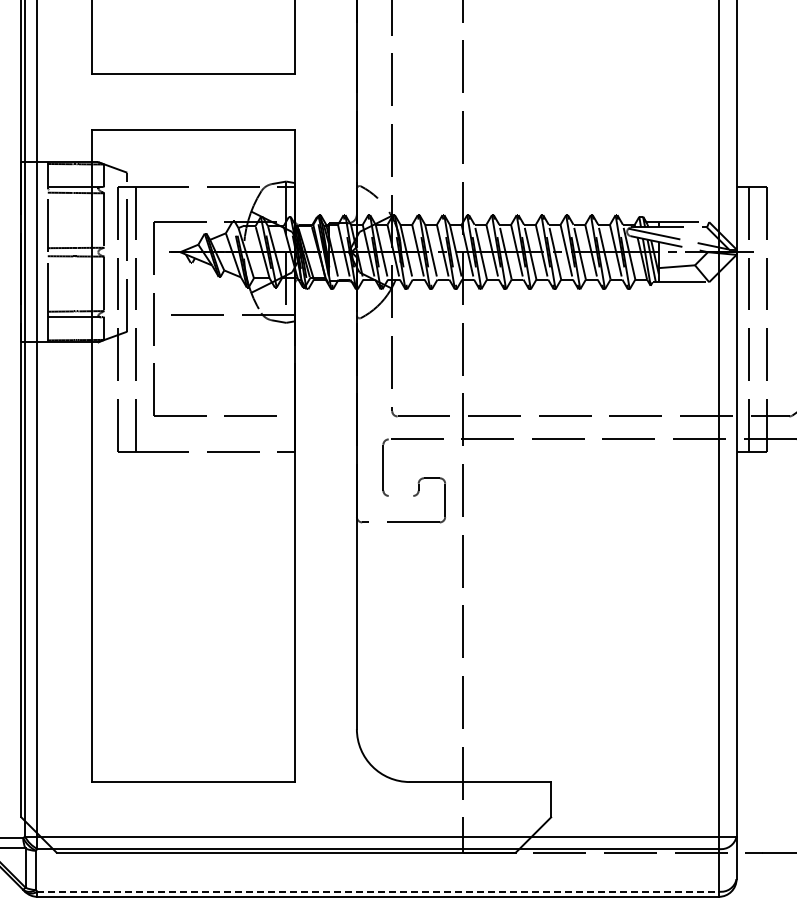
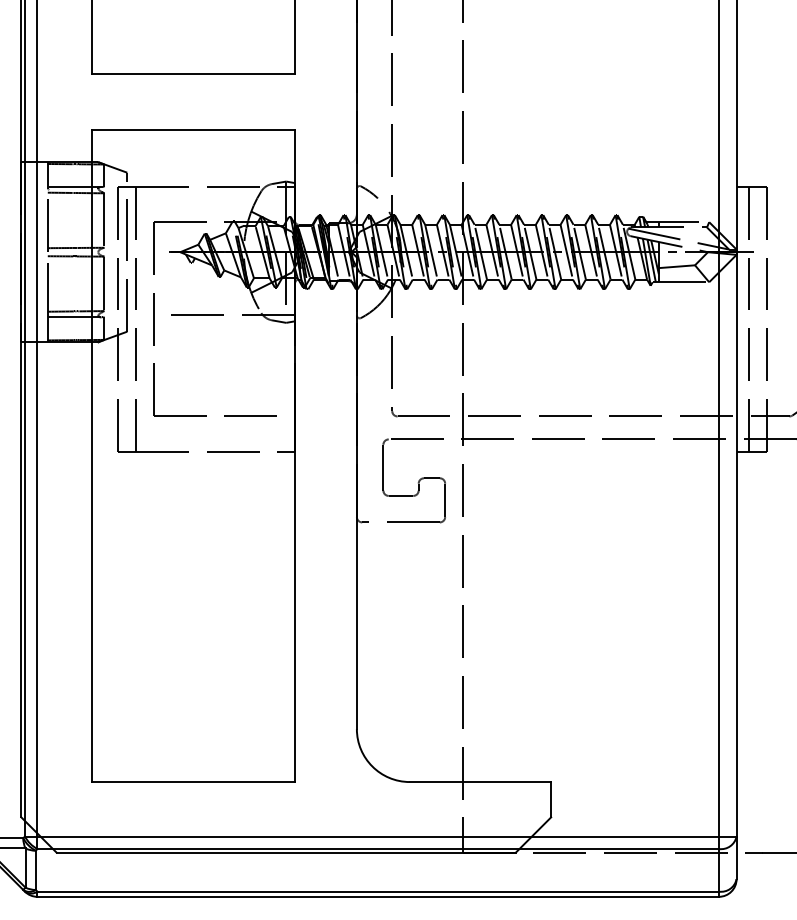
line: none -> present (400, 495)
line: dashed -> solid (378, 891)
